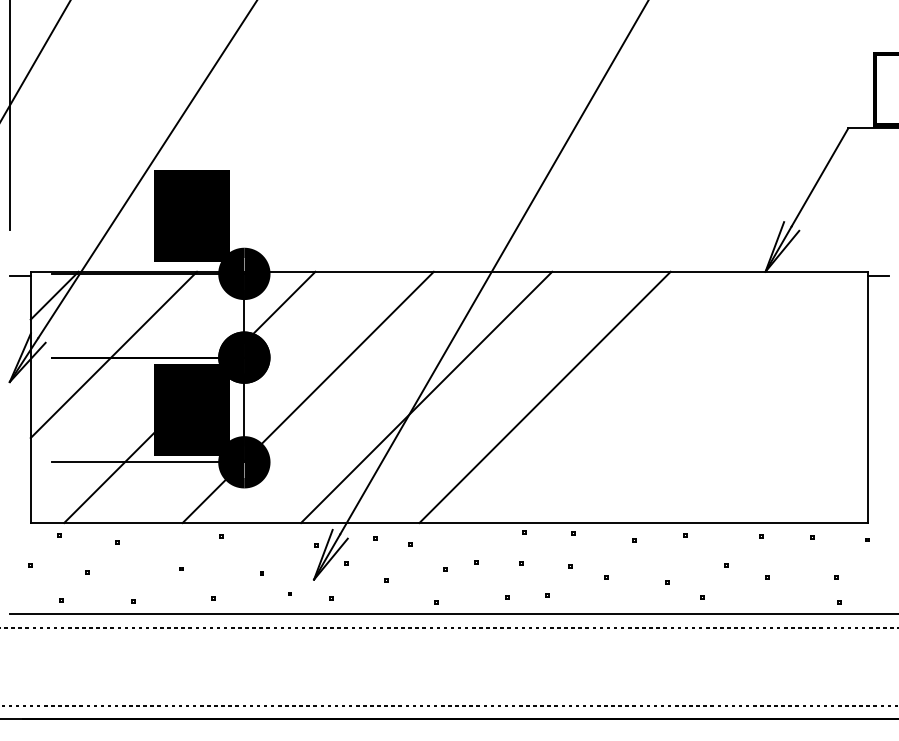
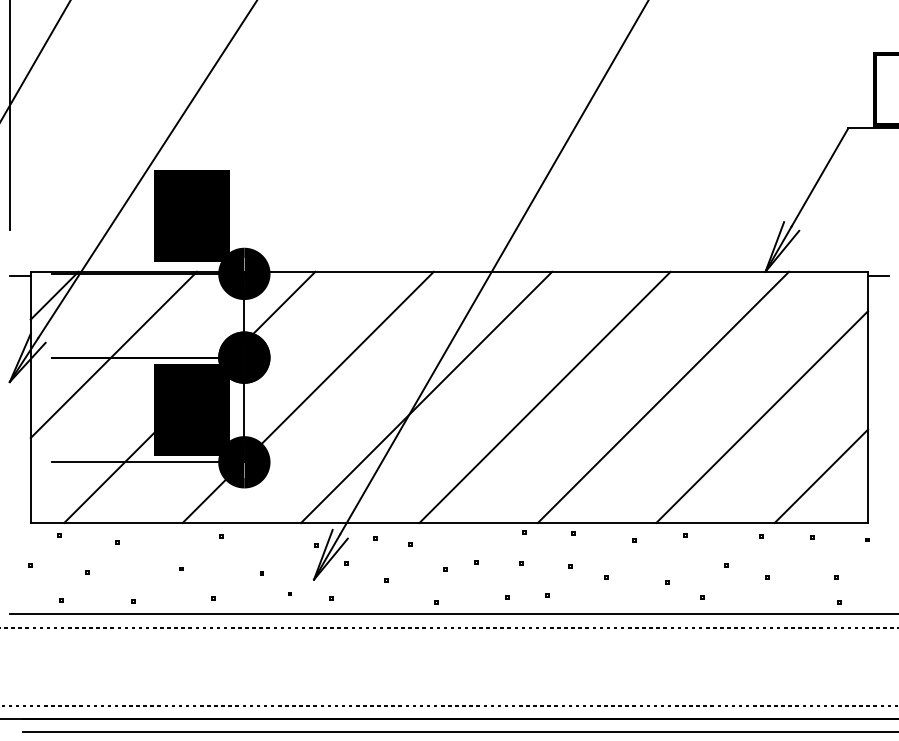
line: none -> present (663, 397)
line: none -> present (762, 417)
line: none -> present (821, 476)
line: none -> present (459, 732)
